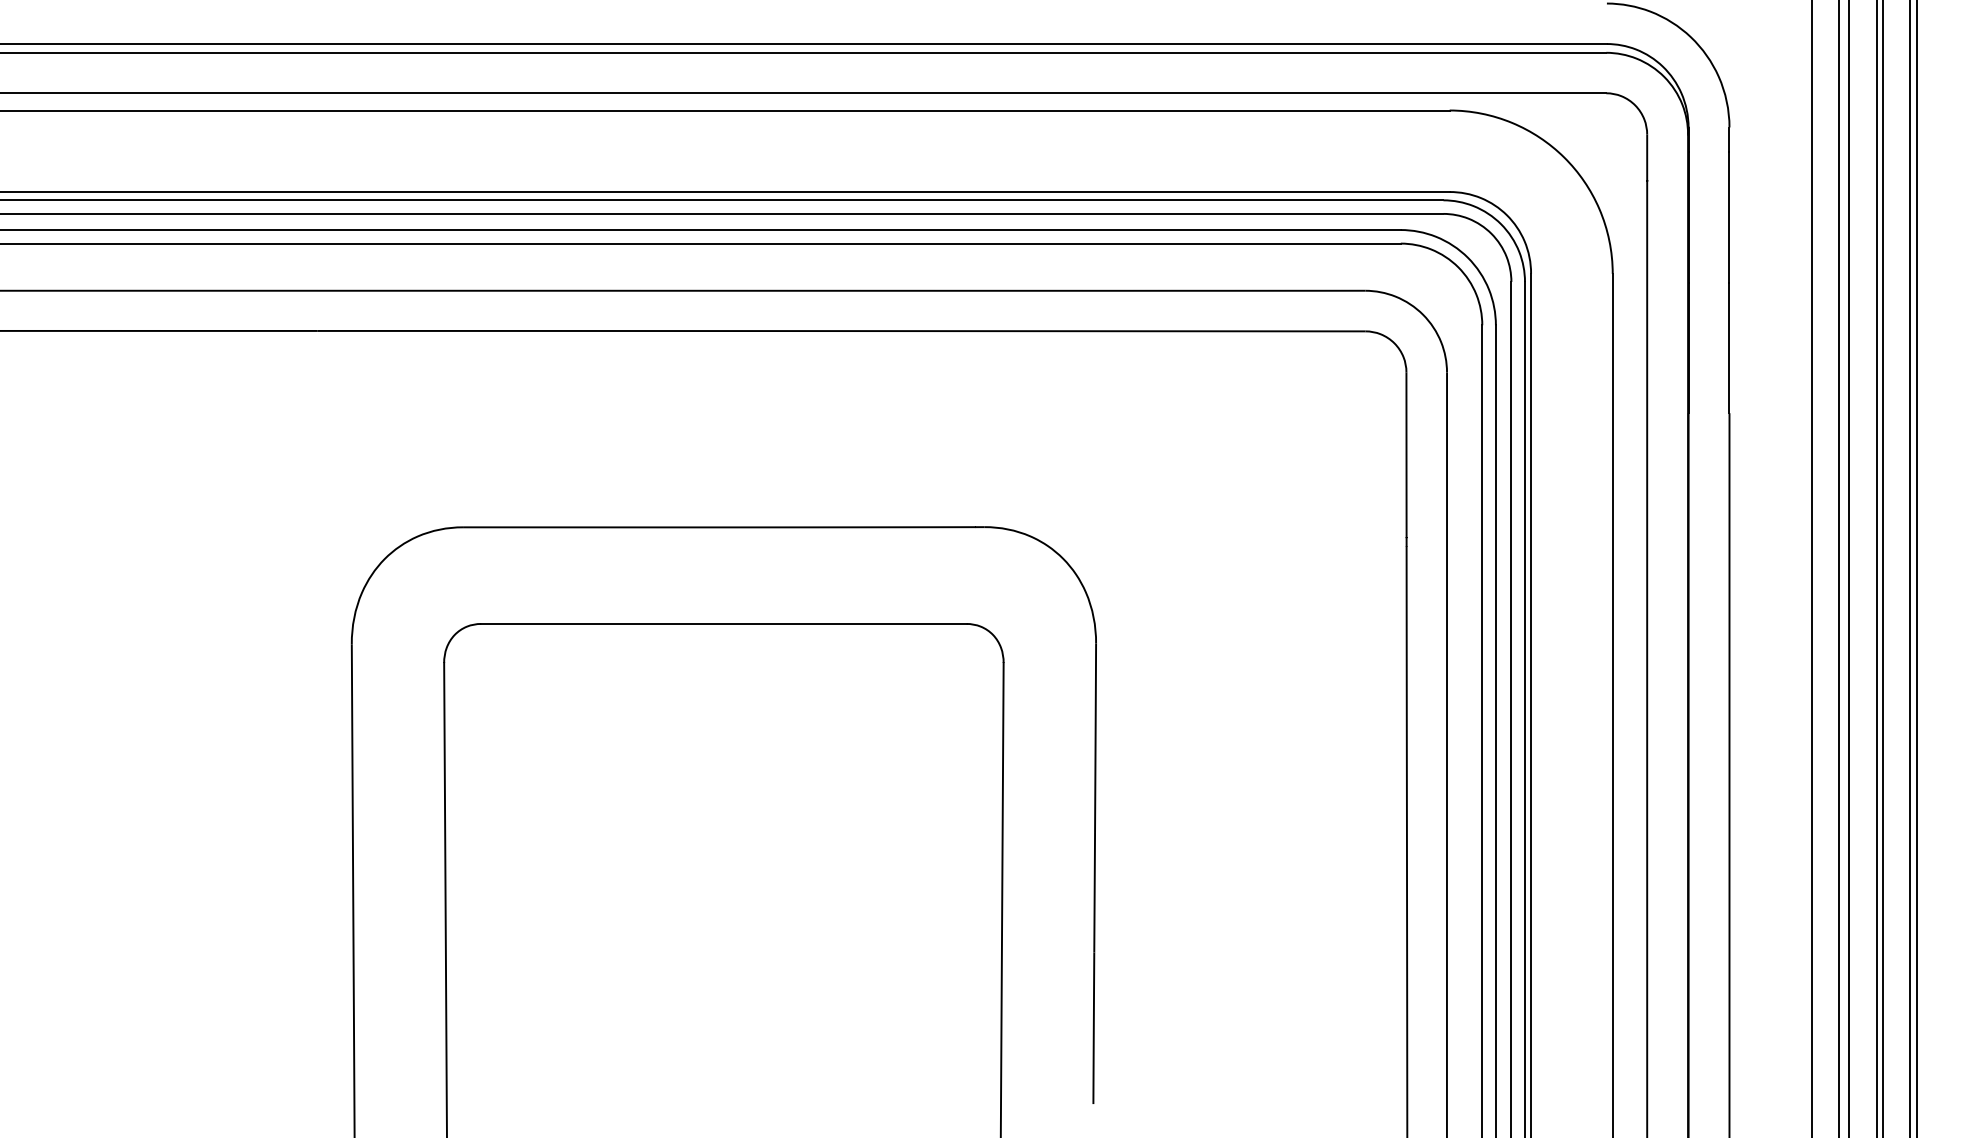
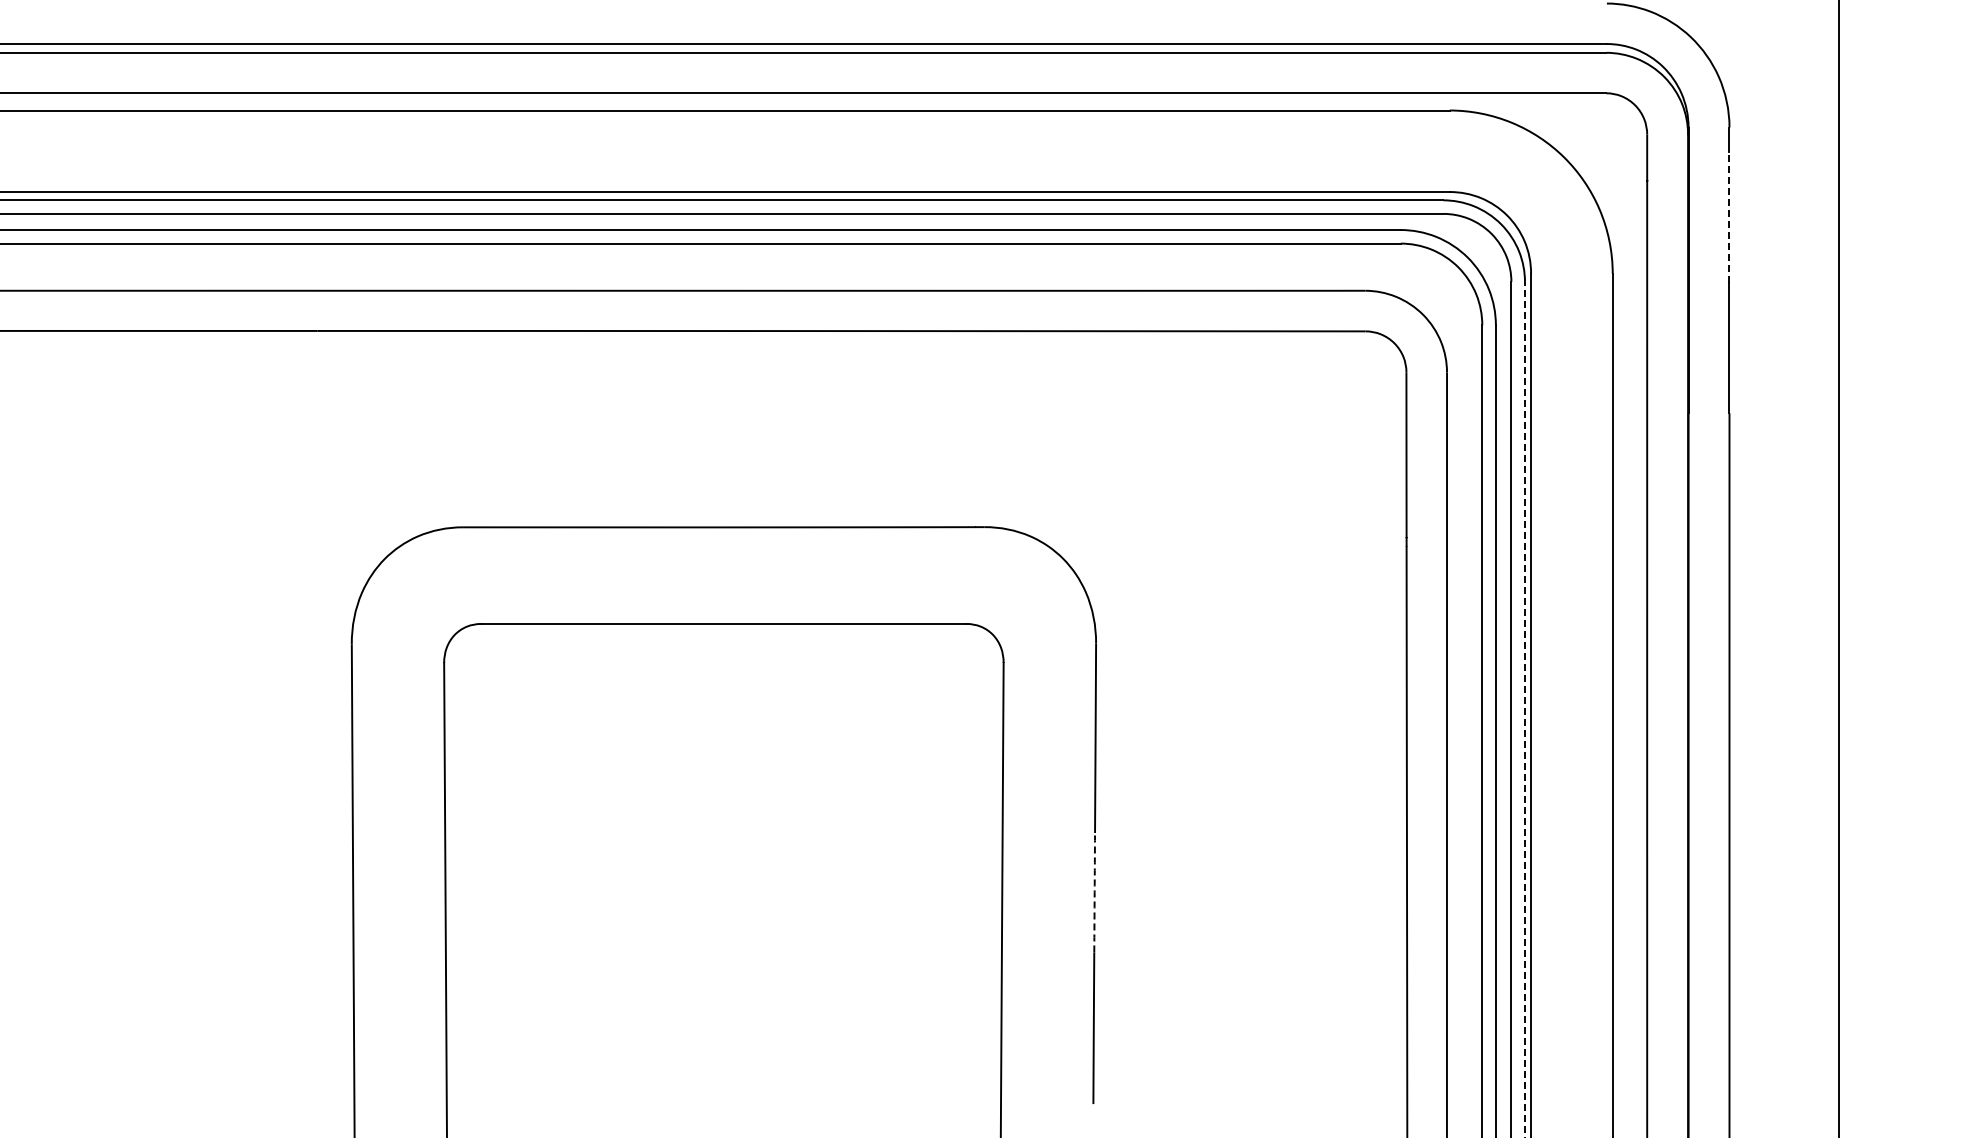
line: solid -> dashed (1729, 216)
line: present -> none (1811, 568)
line: present -> none (1849, 568)
line: present -> none (1876, 568)
line: present -> none (1882, 568)
line: present -> none (1909, 568)
line: present -> none (1917, 568)
line: solid -> dashed (1525, 709)
arc: solid -> dashed (1094, 892)
